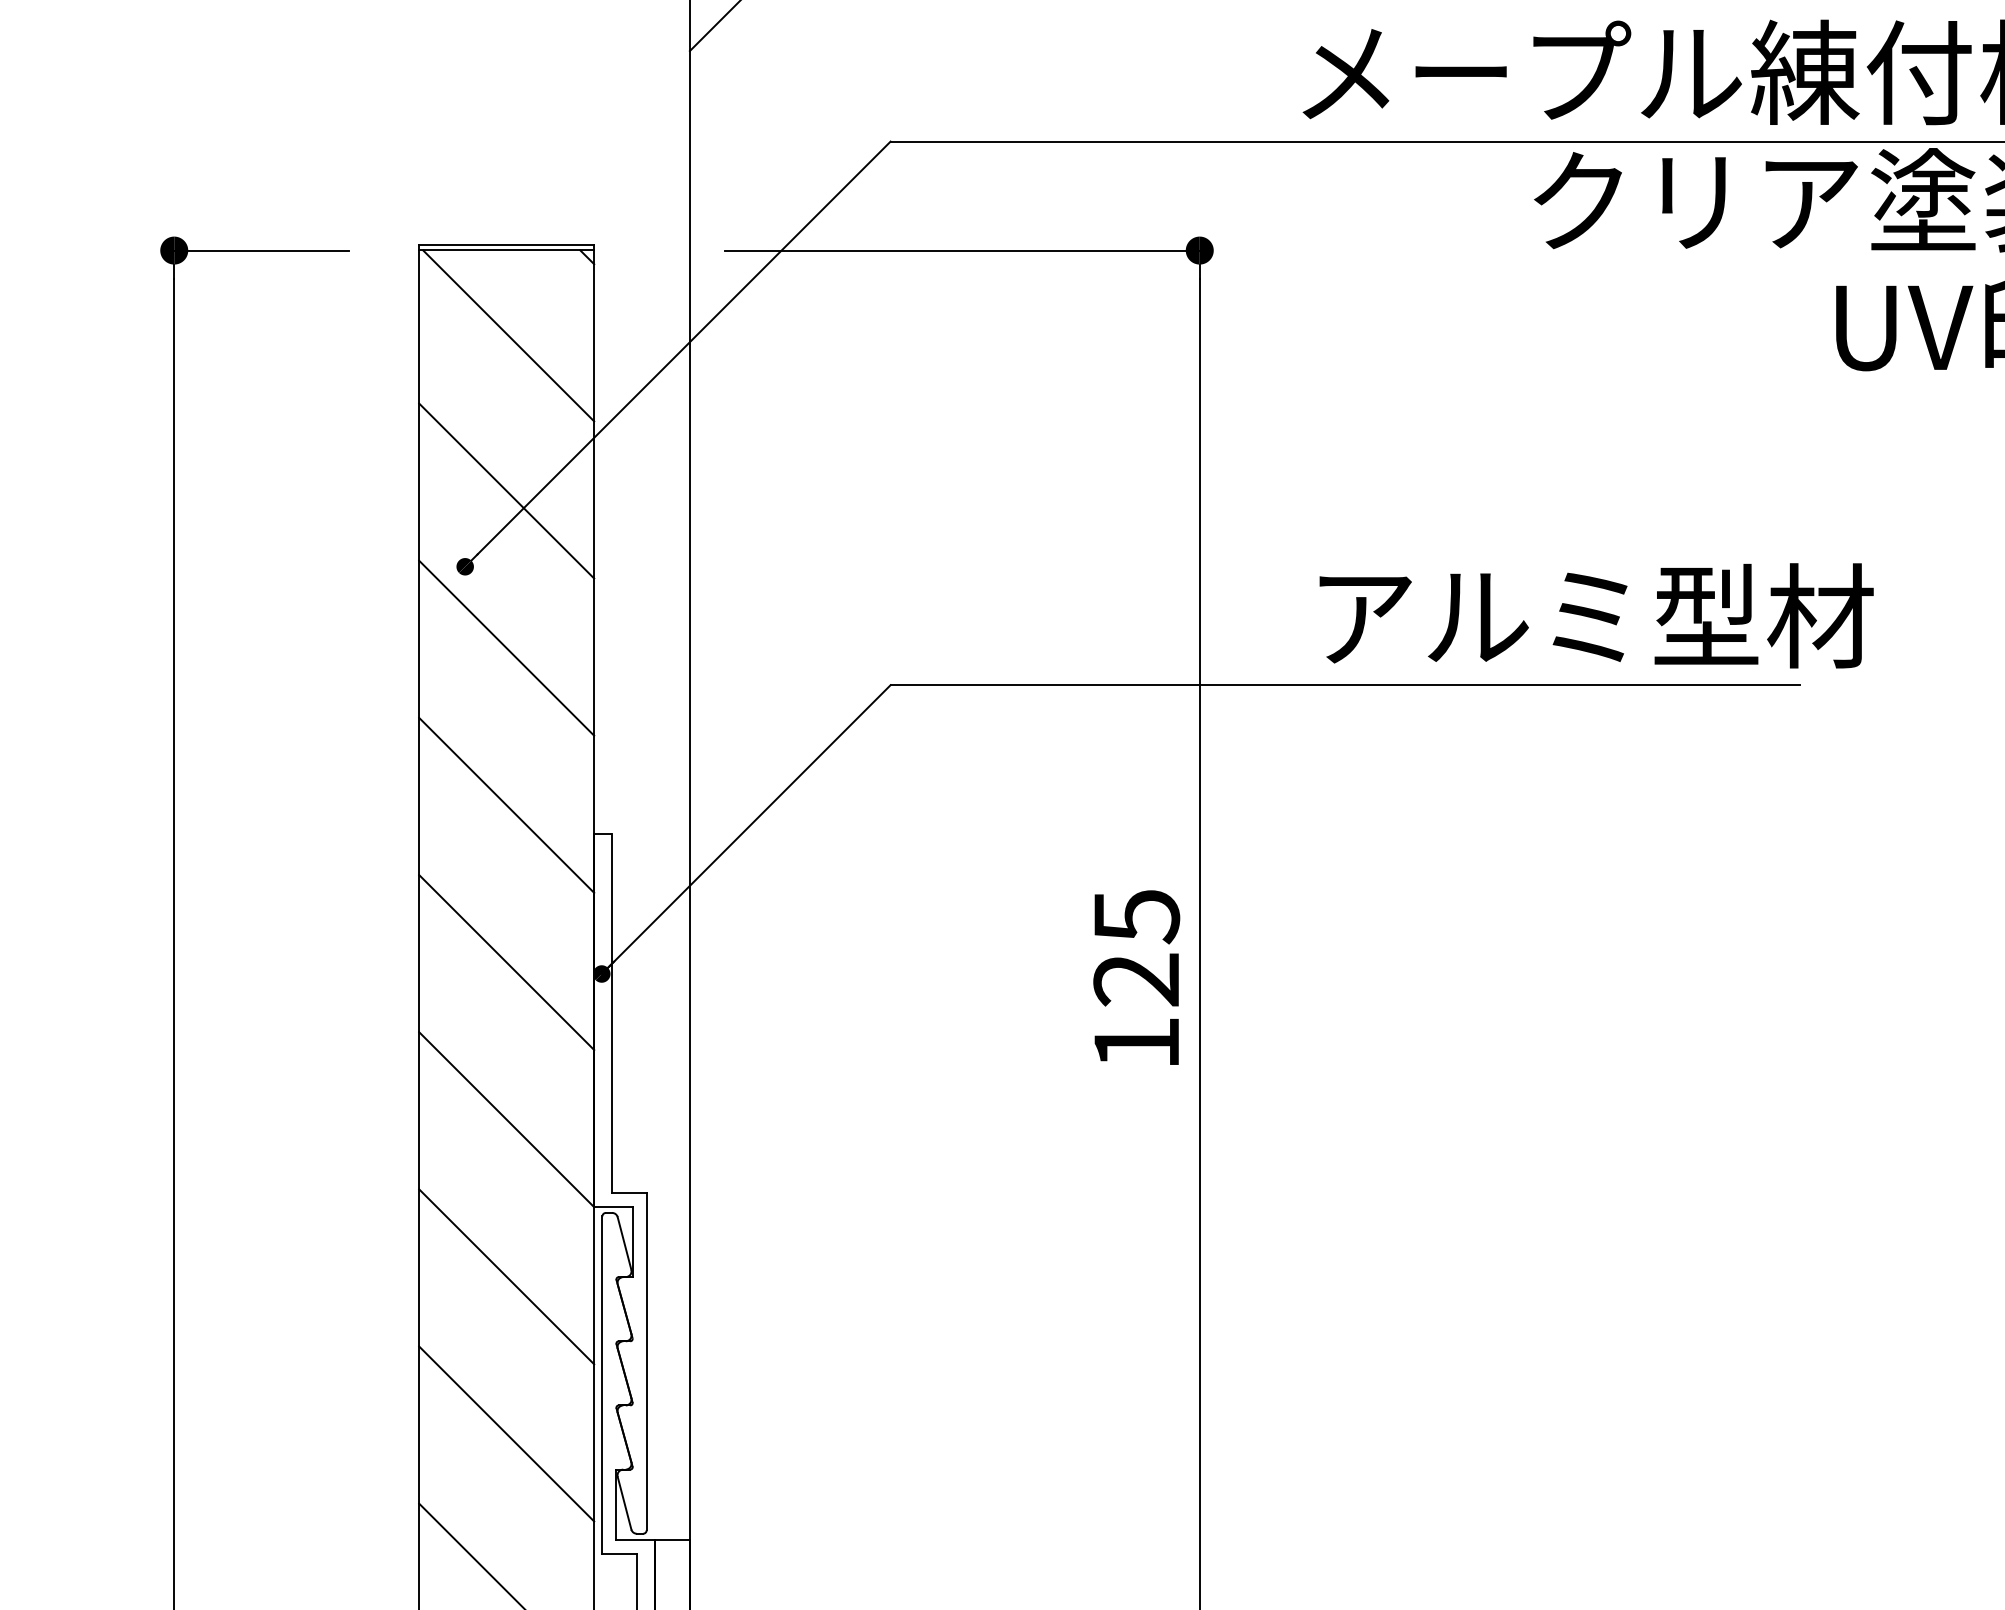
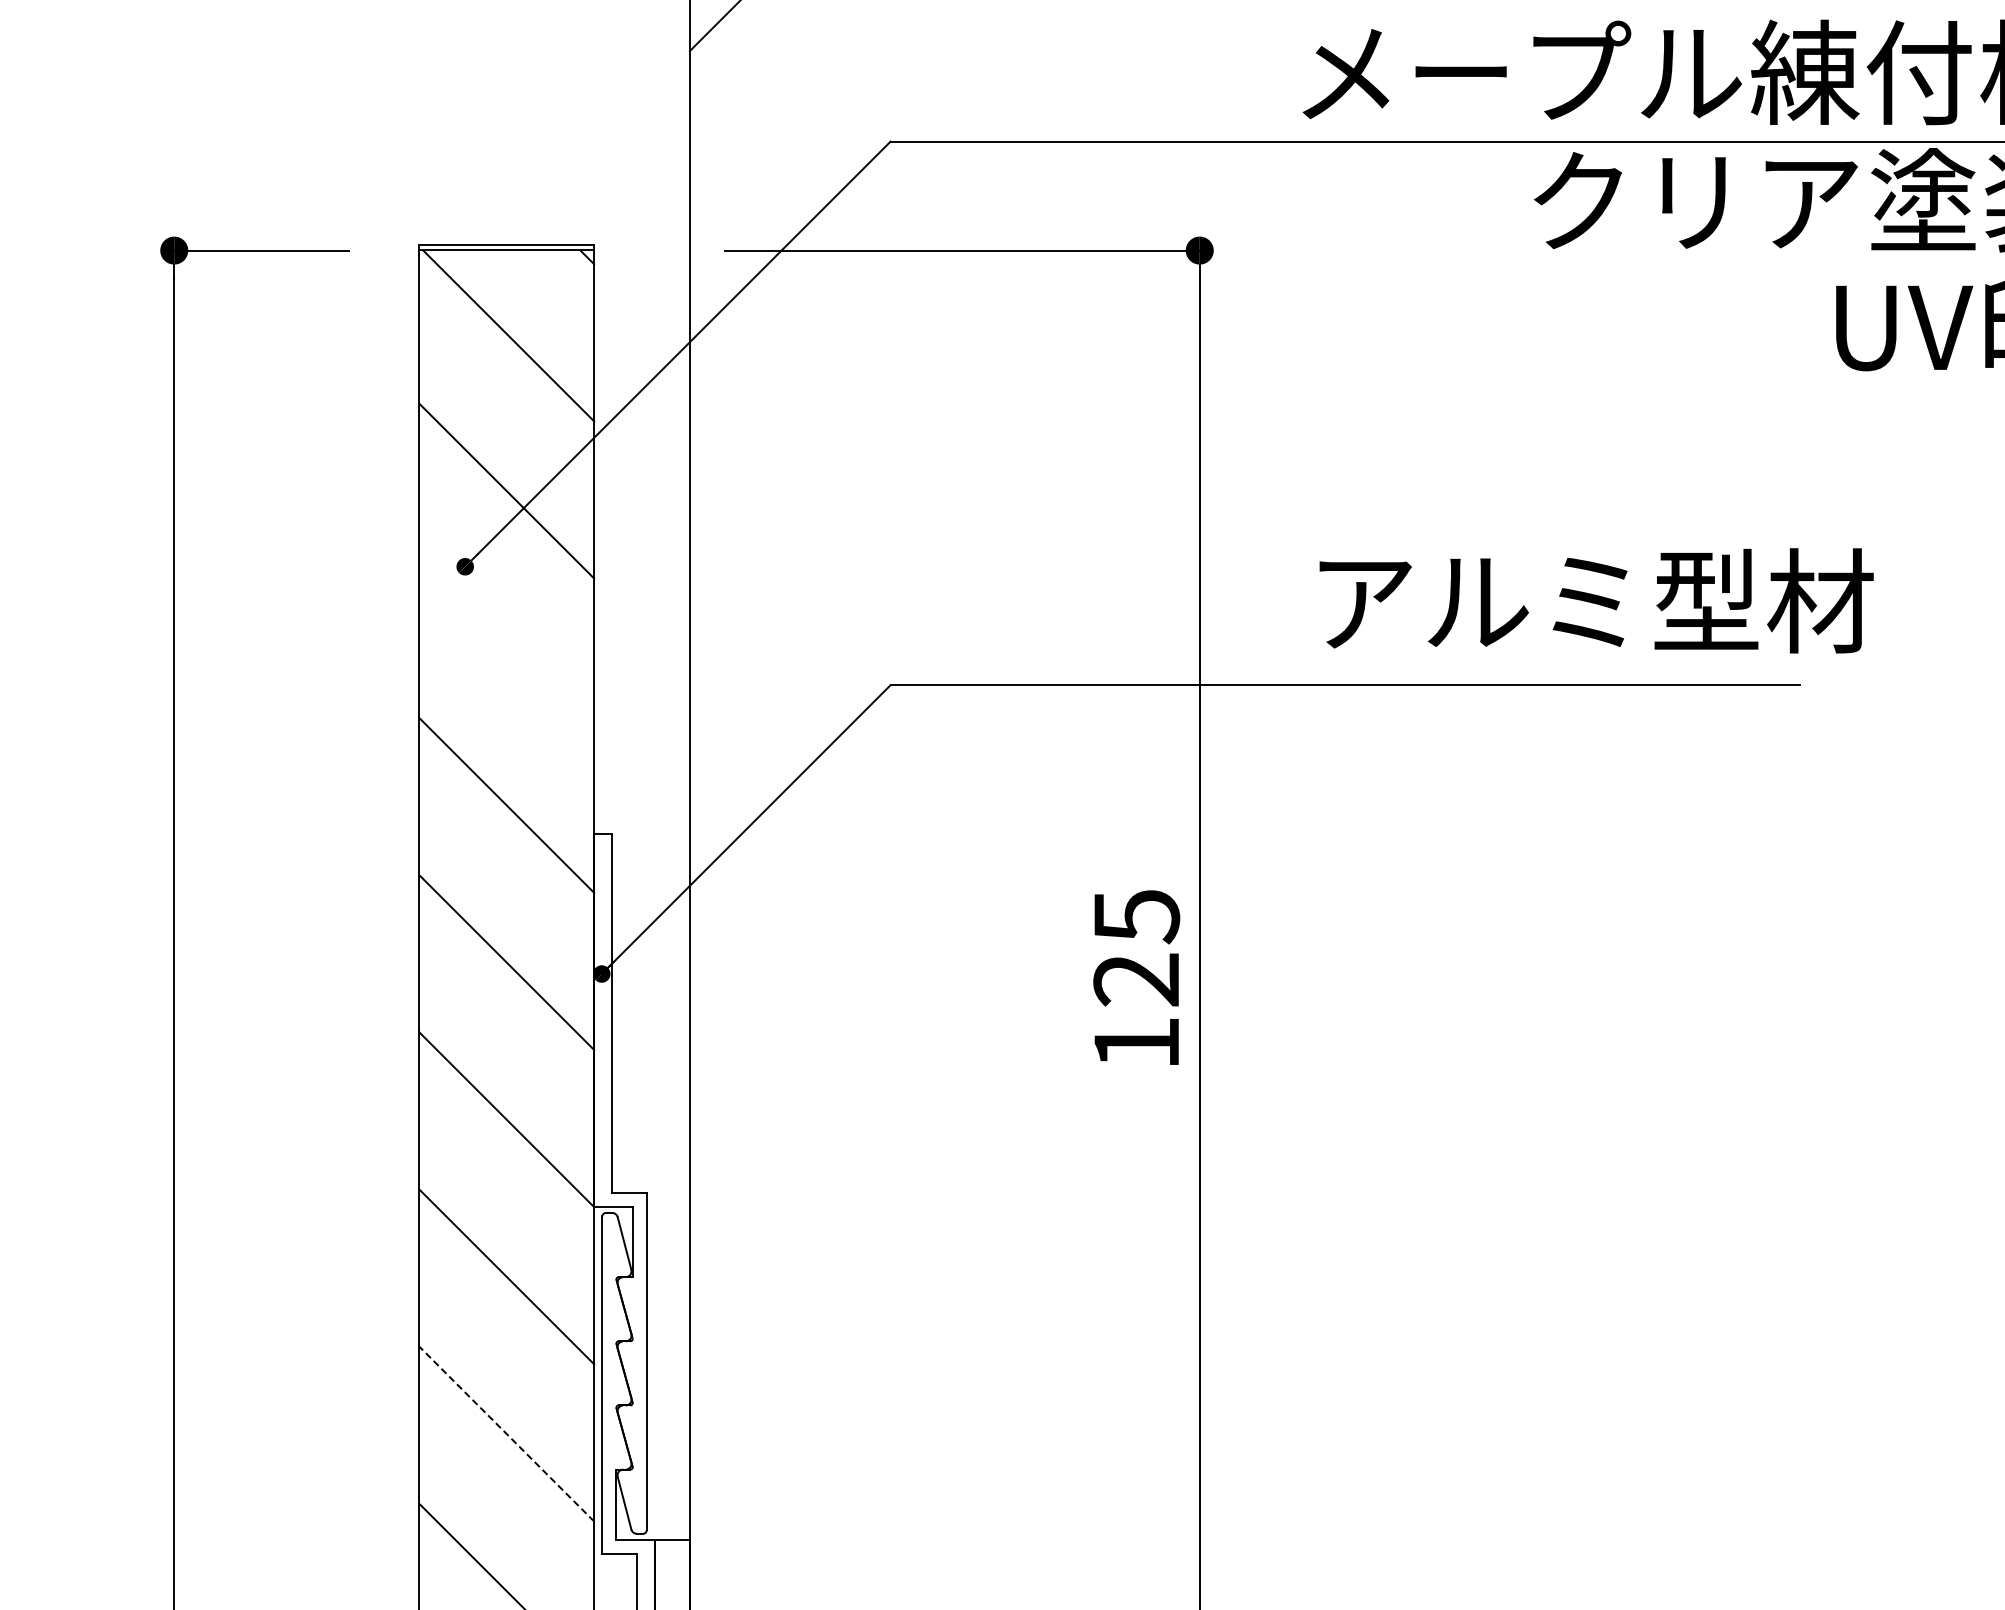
text position: (1596, 615) -> (1596, 600) (1596, 600)
line: present -> none (506, 647)
line: solid -> dashed (506, 1433)
